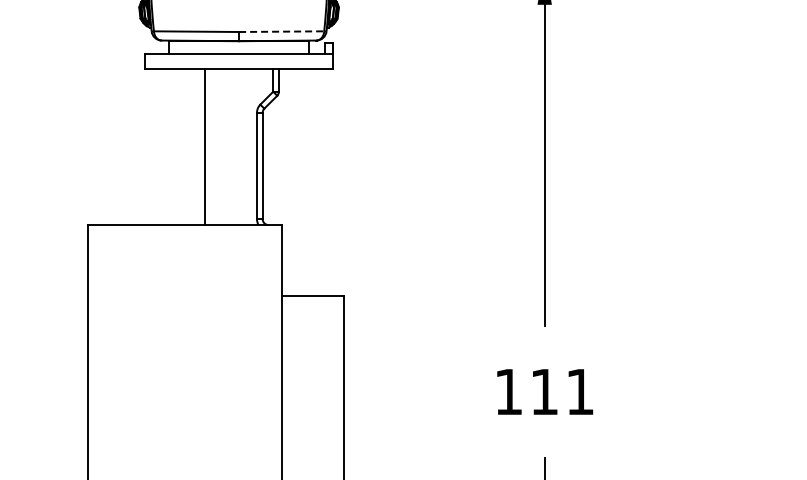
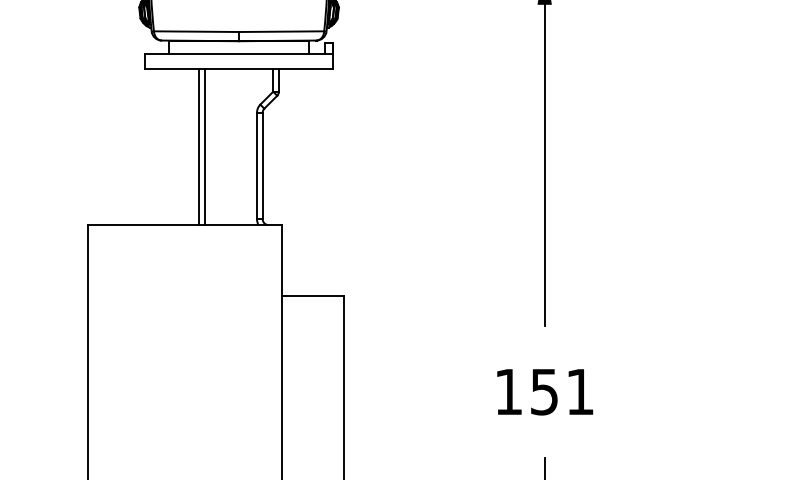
line: dashed -> solid (281, 31)
line: none -> present (199, 146)
text: 111 -> 151 (544, 392)
